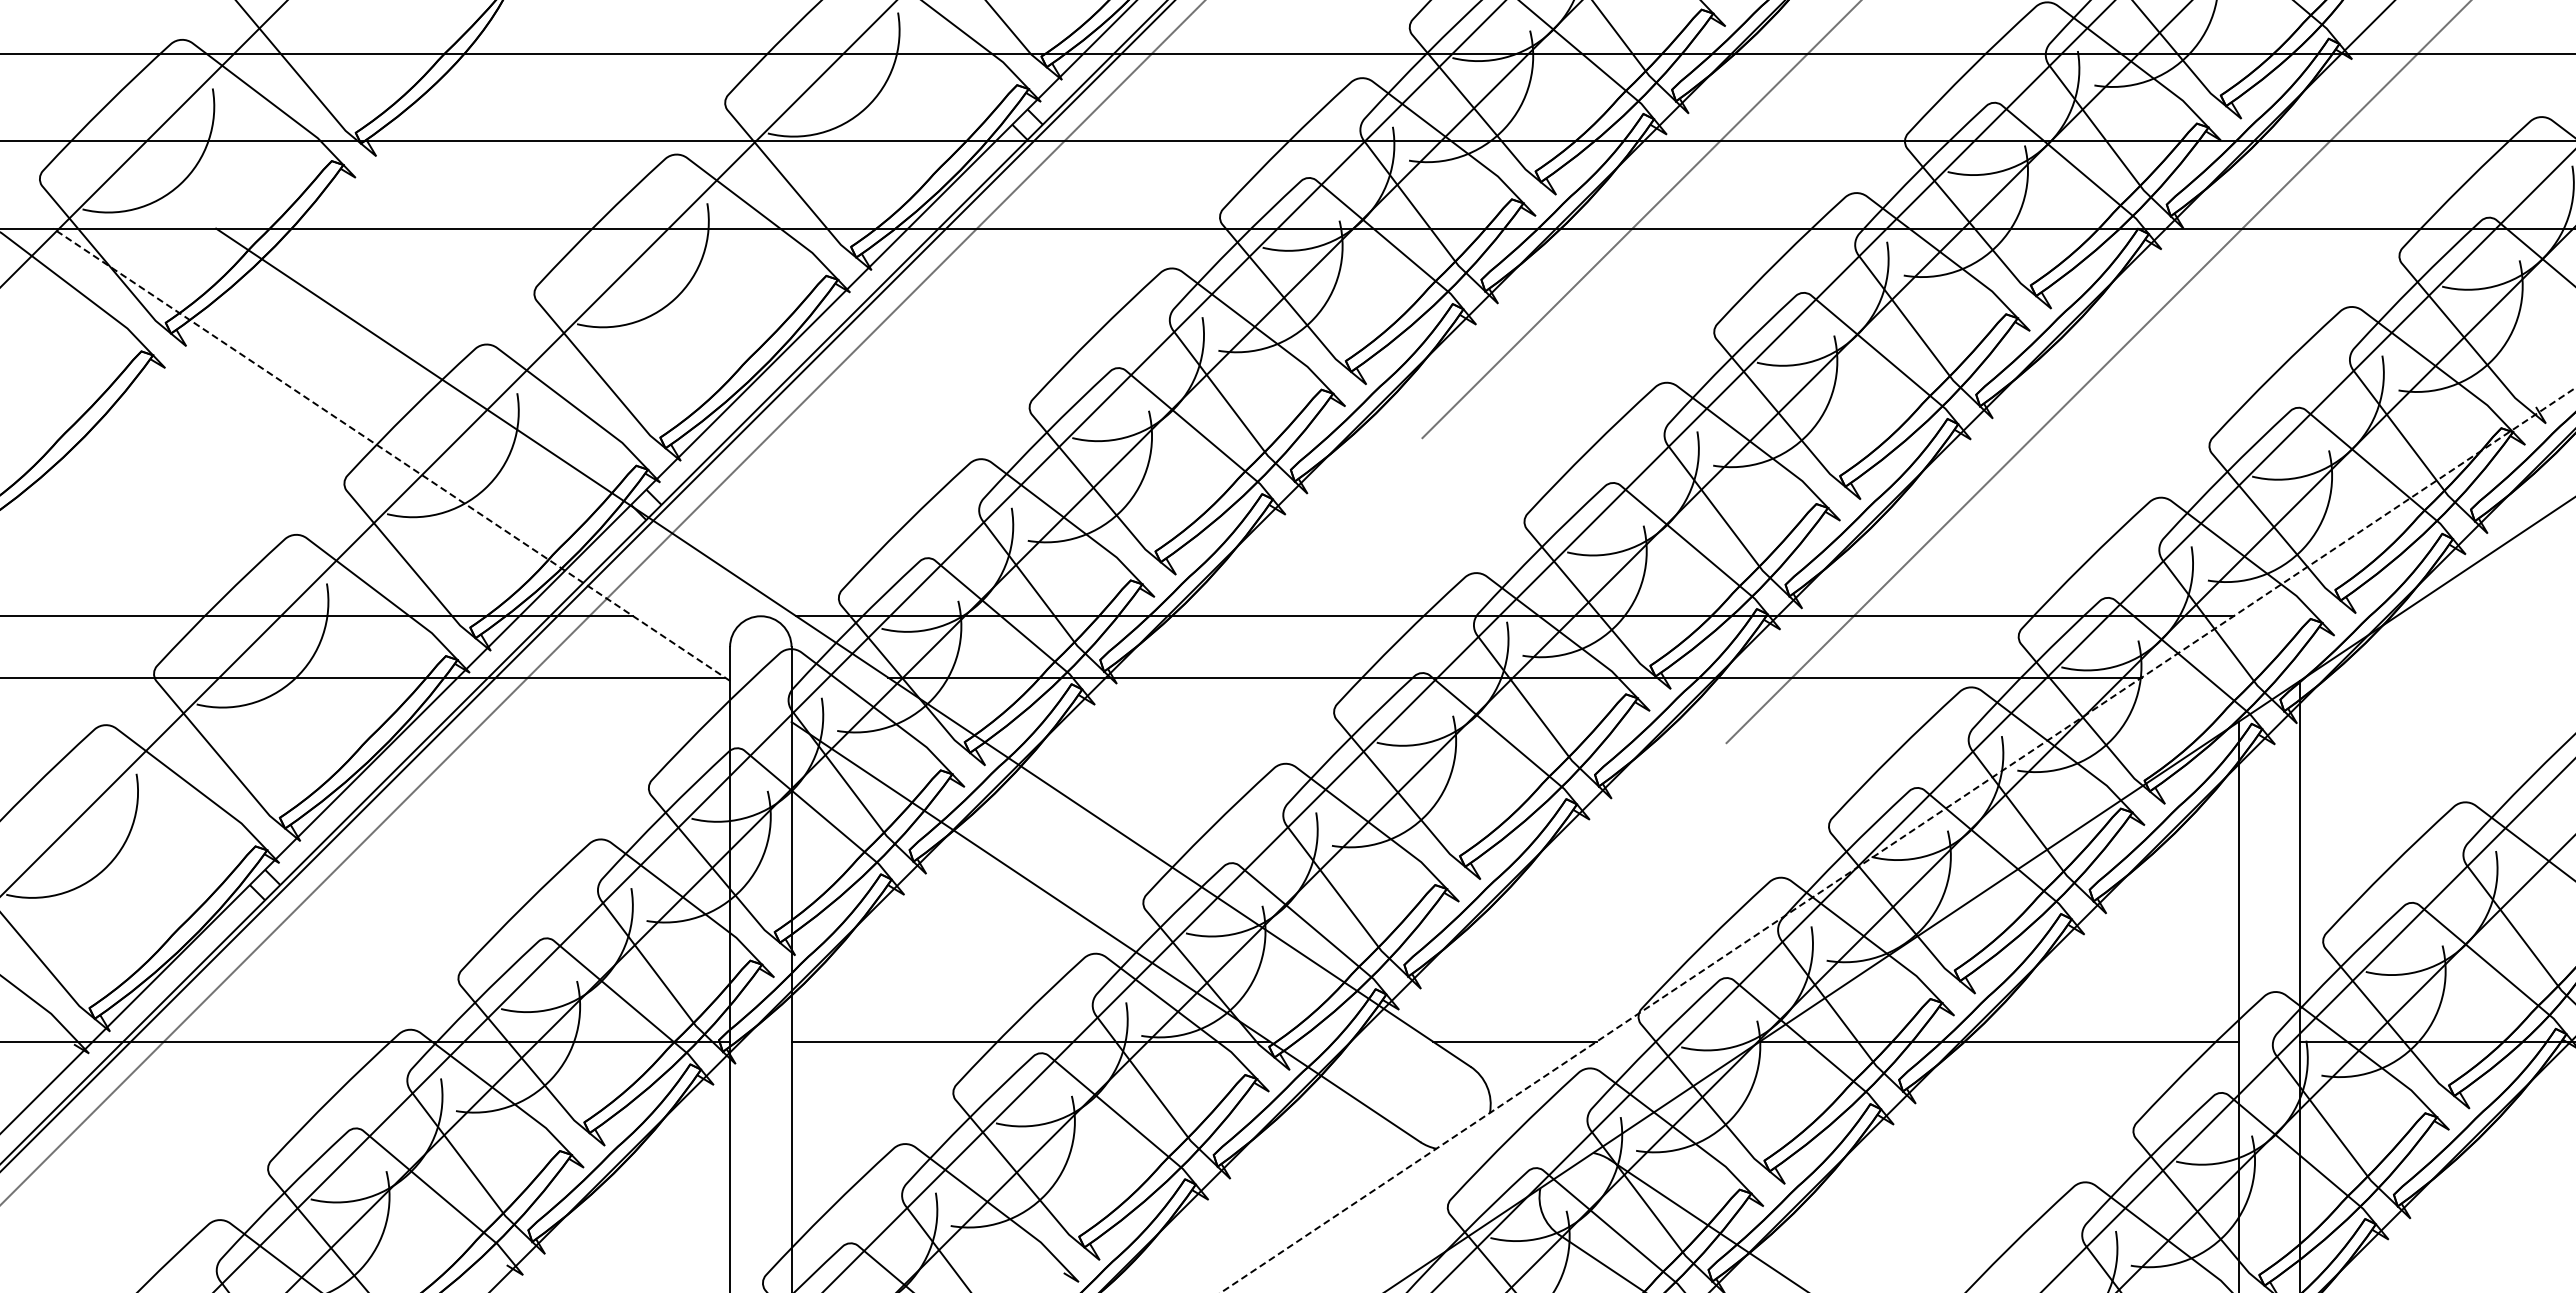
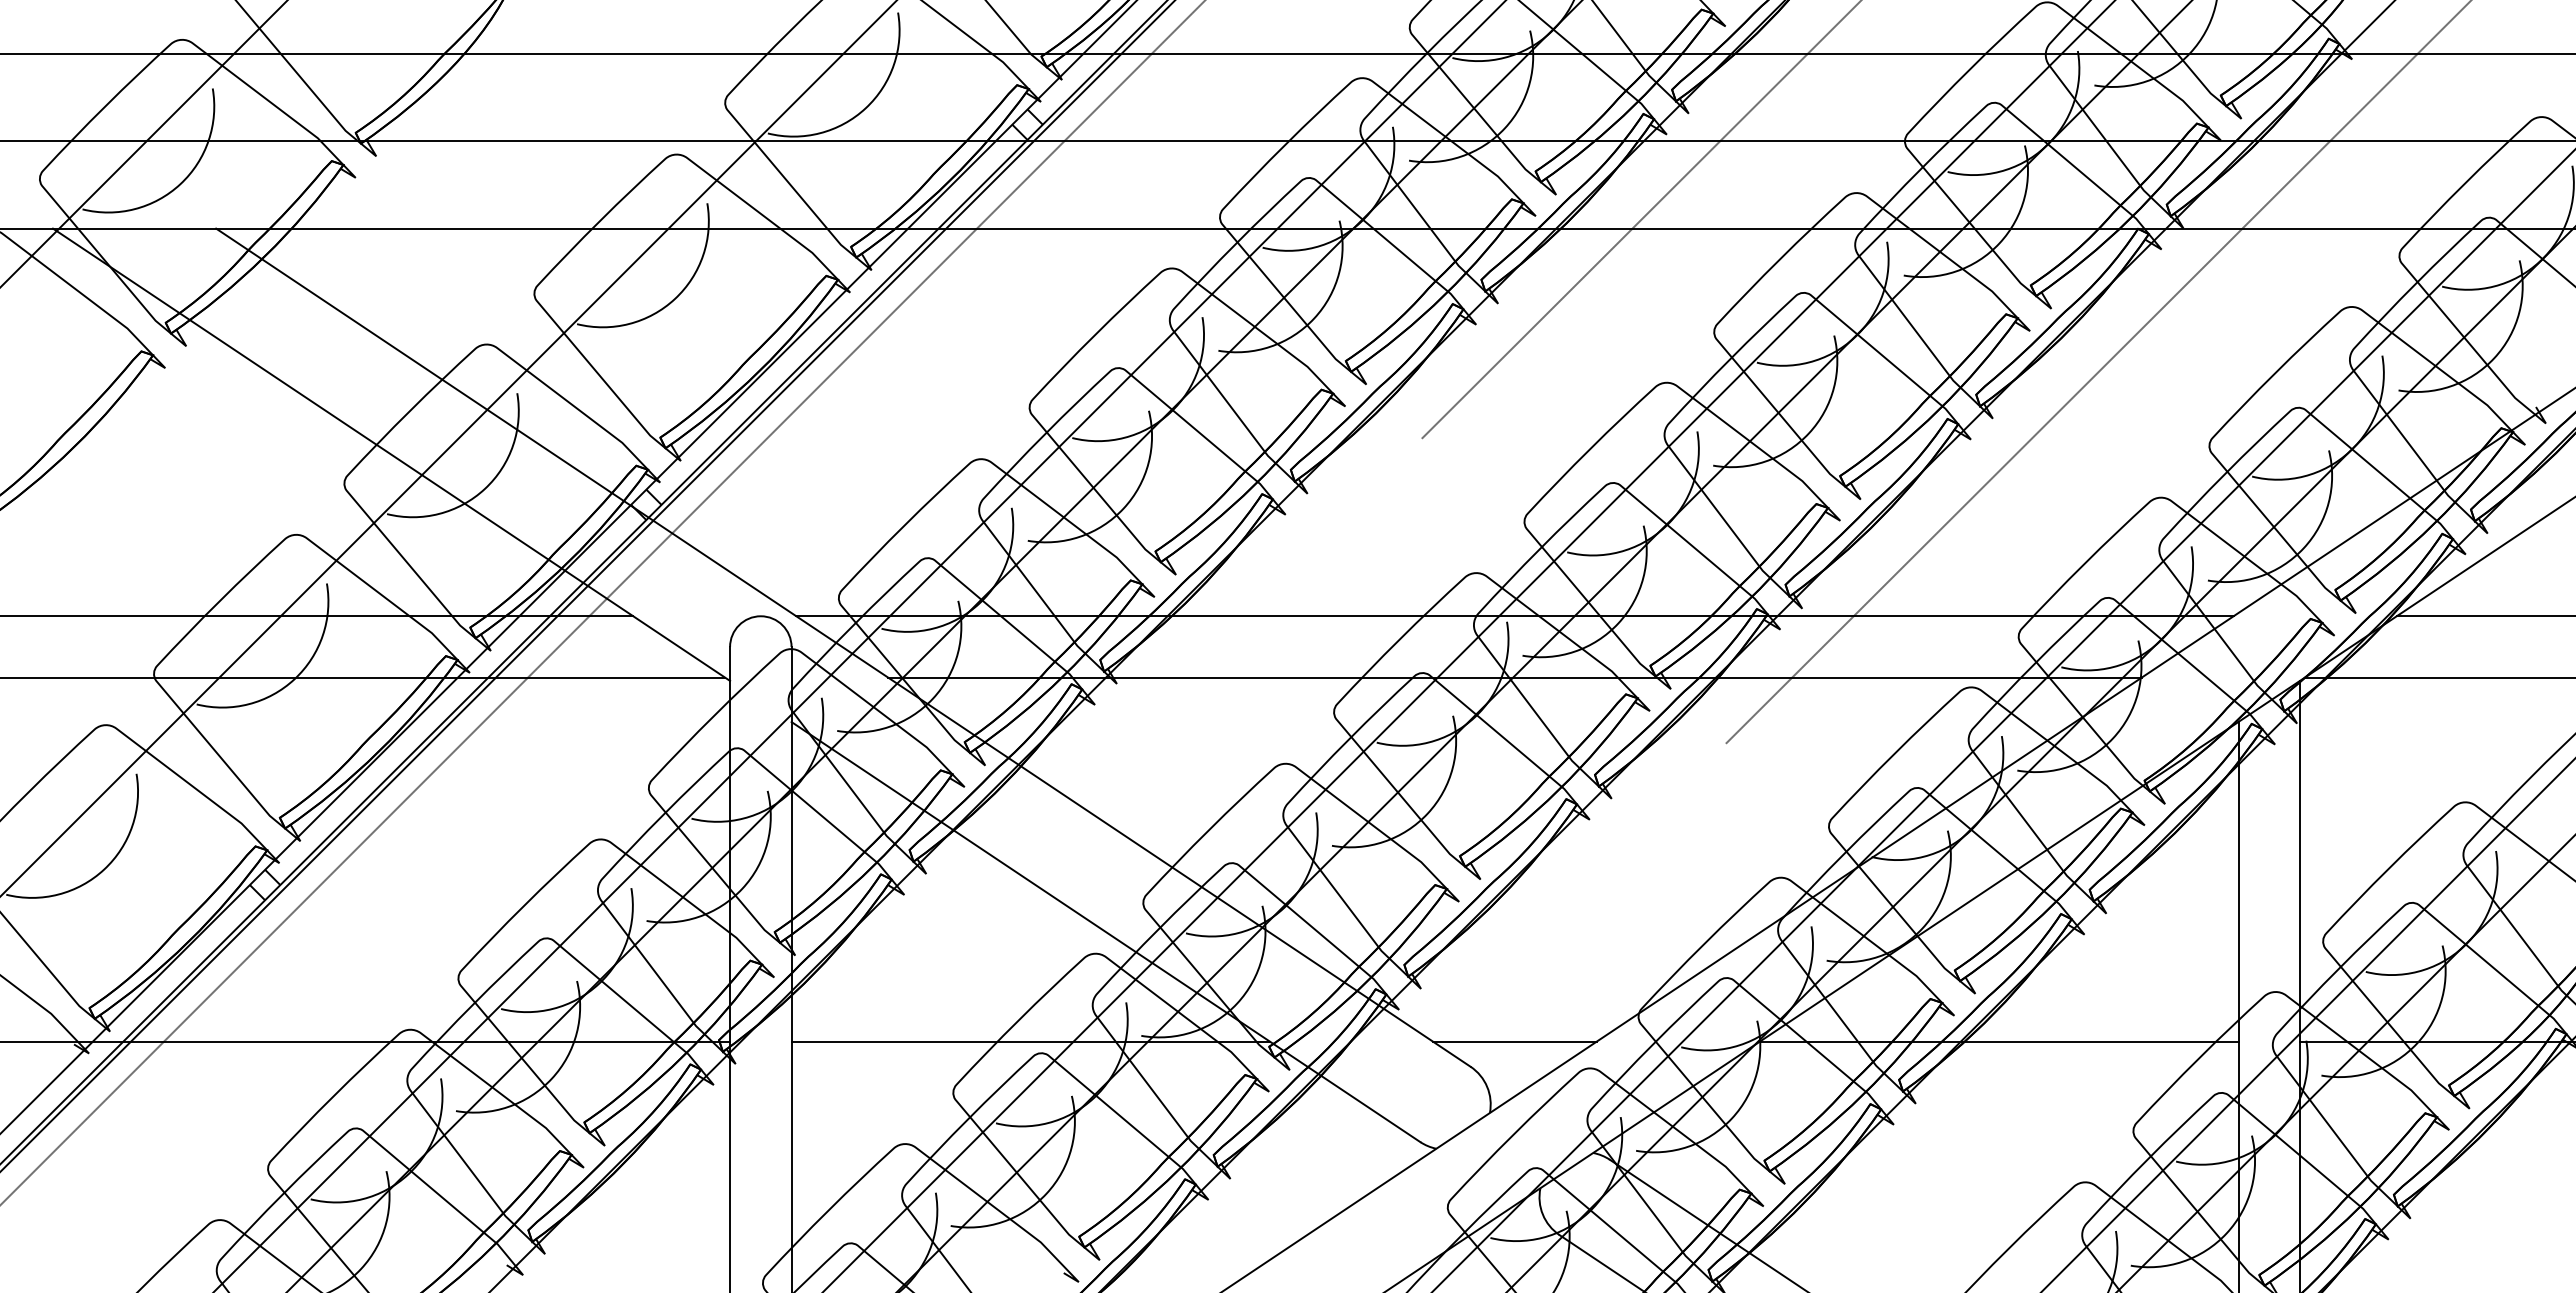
line: dashed -> solid (391, 454)
line: none -> present (2484, 616)
line: none -> present (2438, 677)
line: dashed -> solid (1898, 839)
